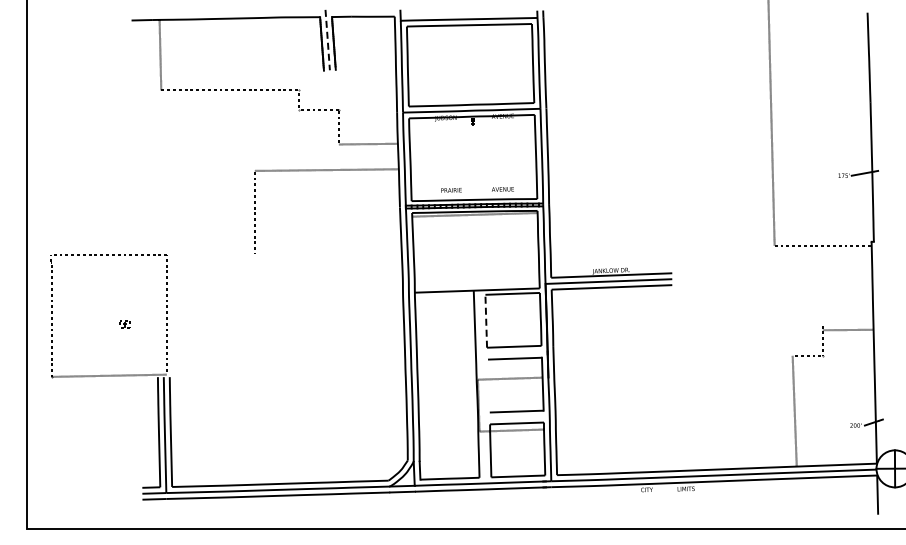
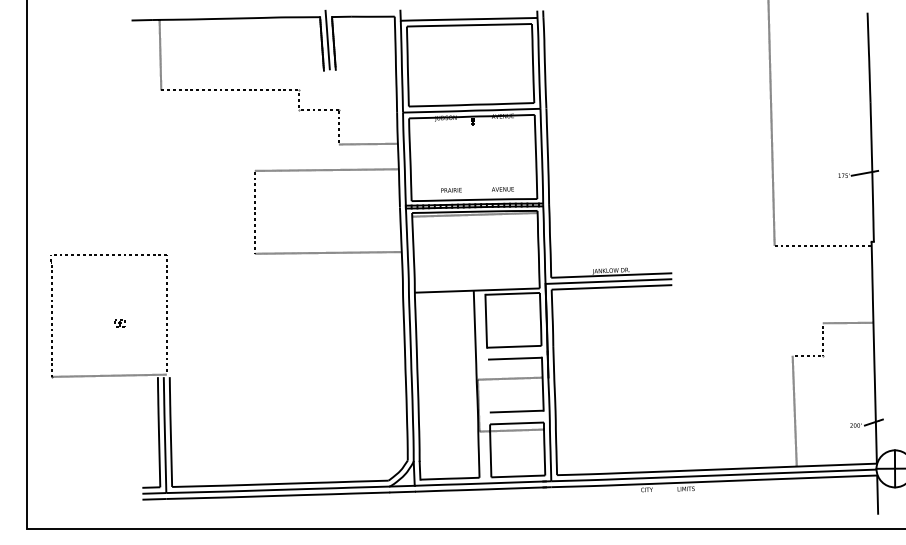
line: dashed -> solid (327, 39)
line: none -> present (327, 252)
line: dashed -> solid (486, 320)
part position: (124, 324) -> (119, 323) (119, 323)
line position: (847, 329) -> (847, 322) (847, 322)
